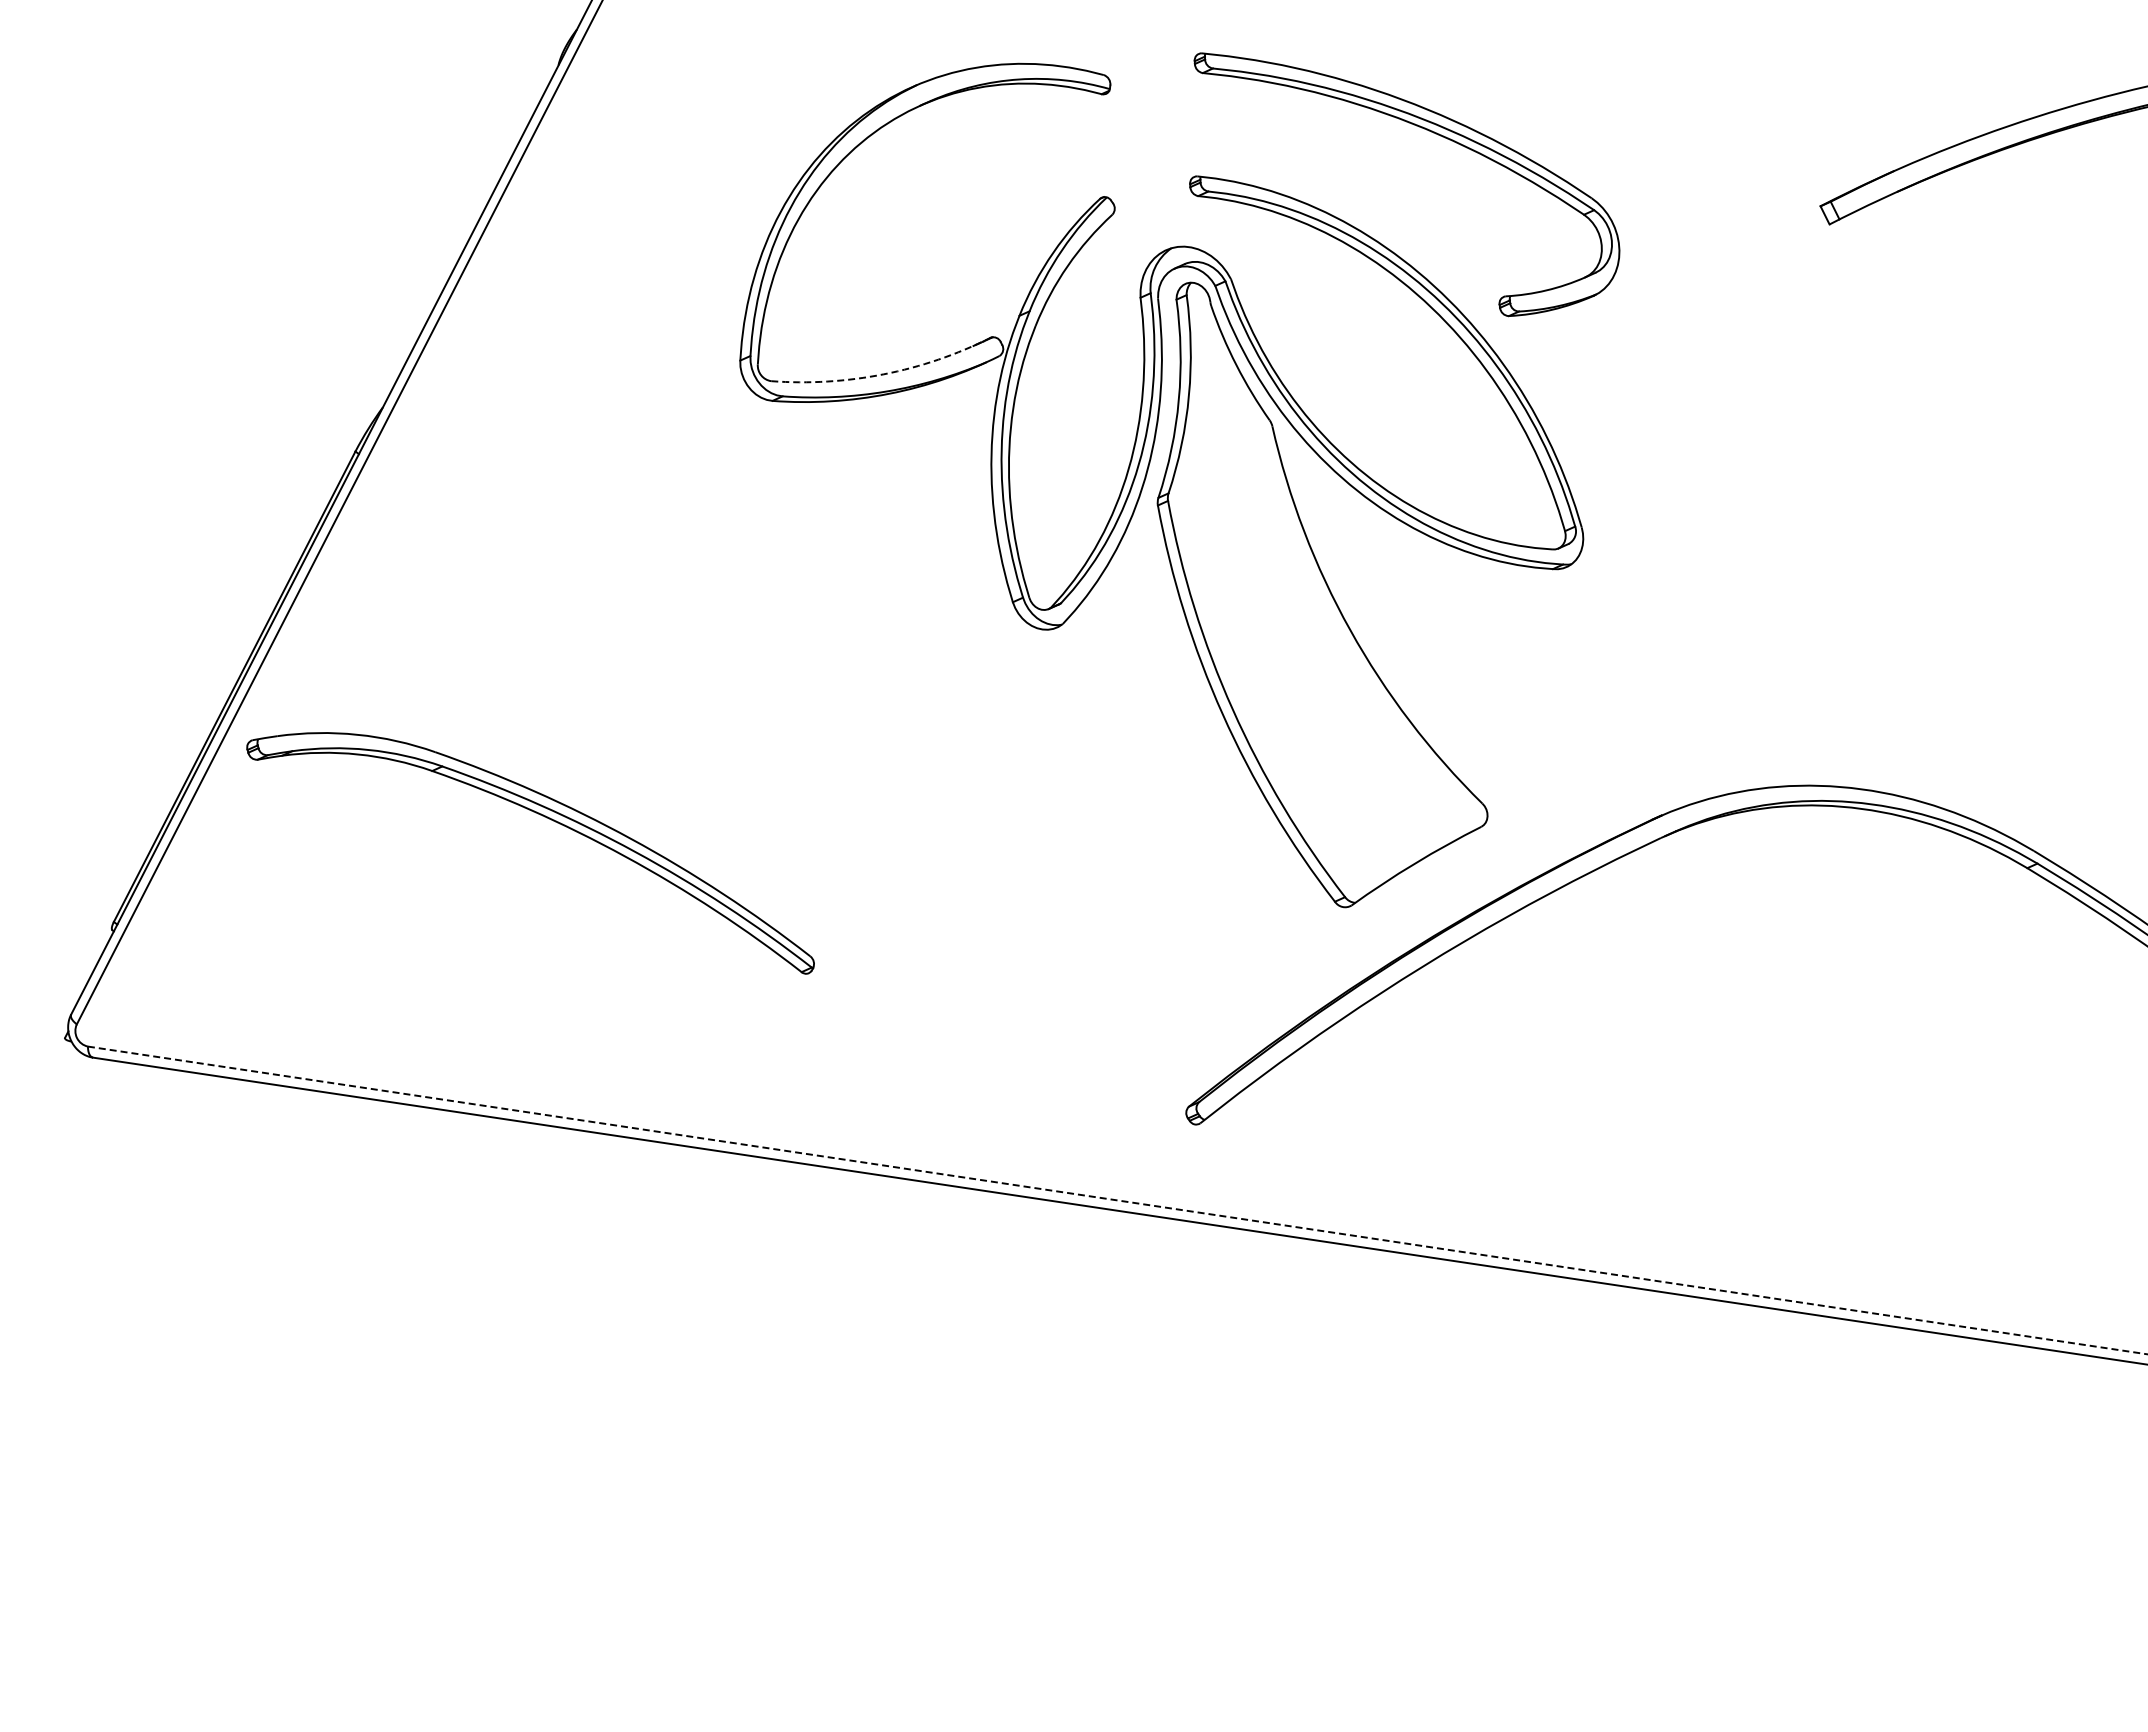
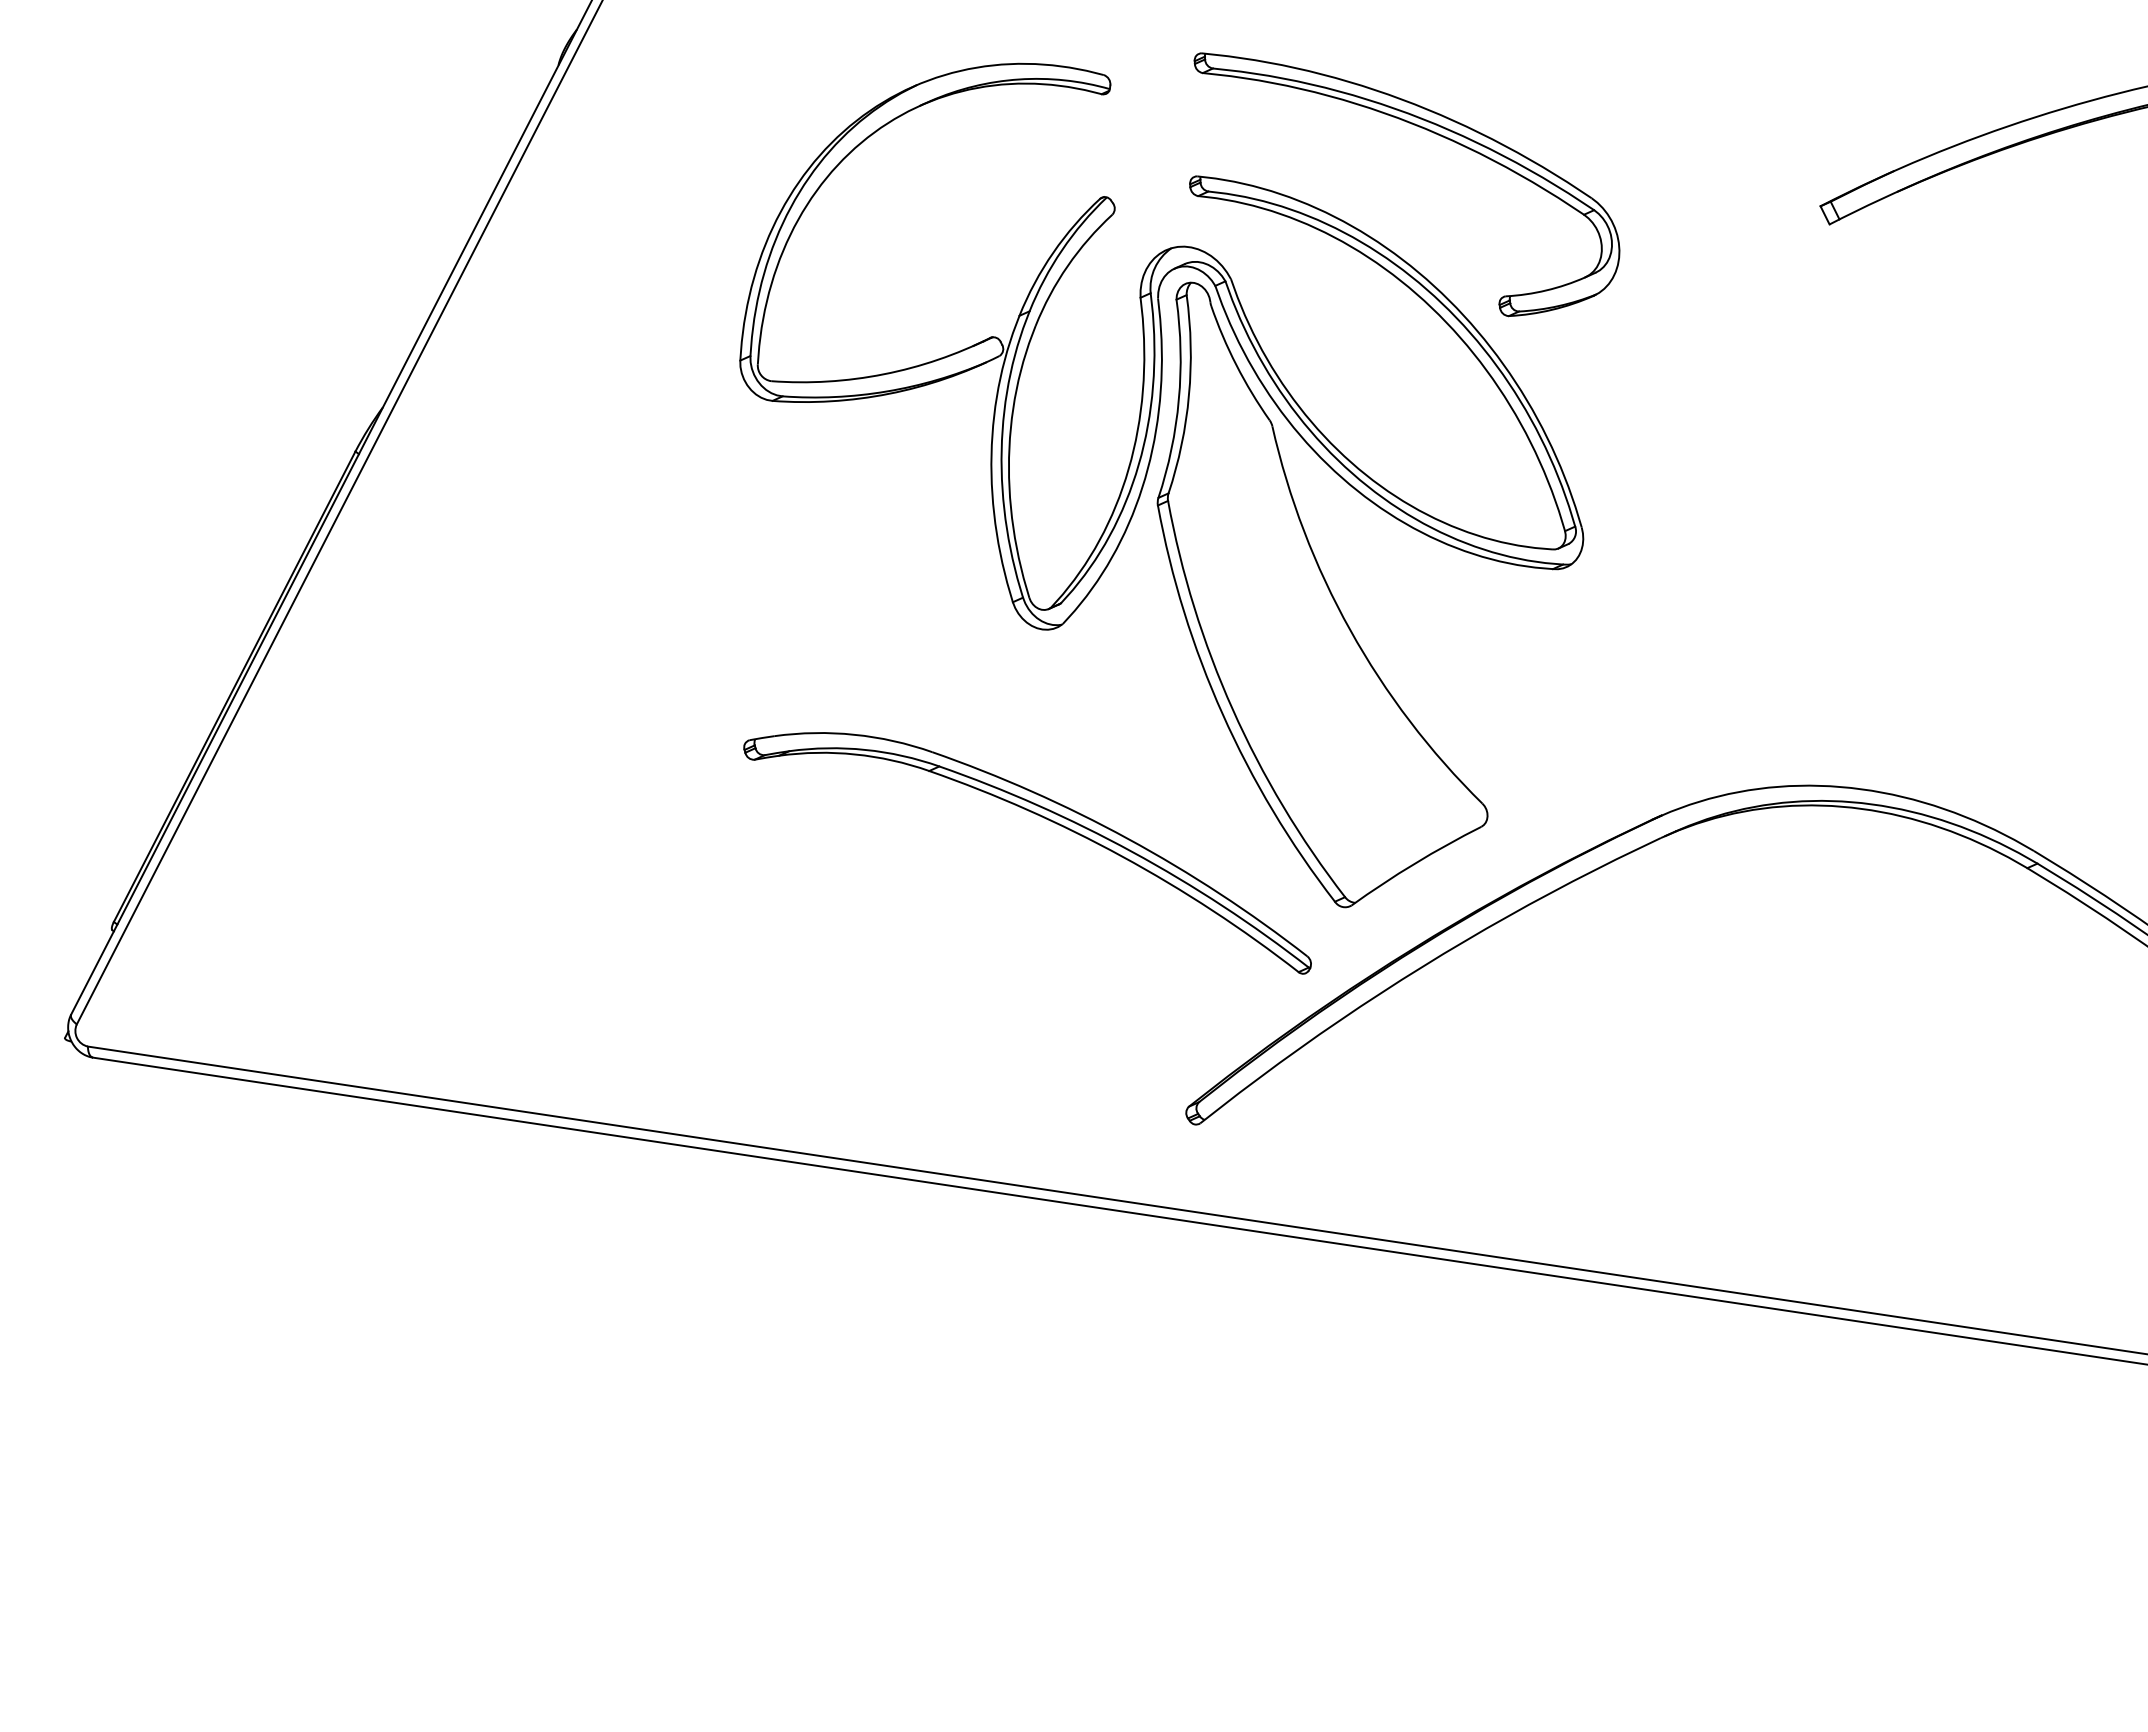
arc: dashed -> solid (883, 374)
part position: (546, 818) -> (1043, 818) (1043, 818)
line: dashed -> solid (1117, 1200)
